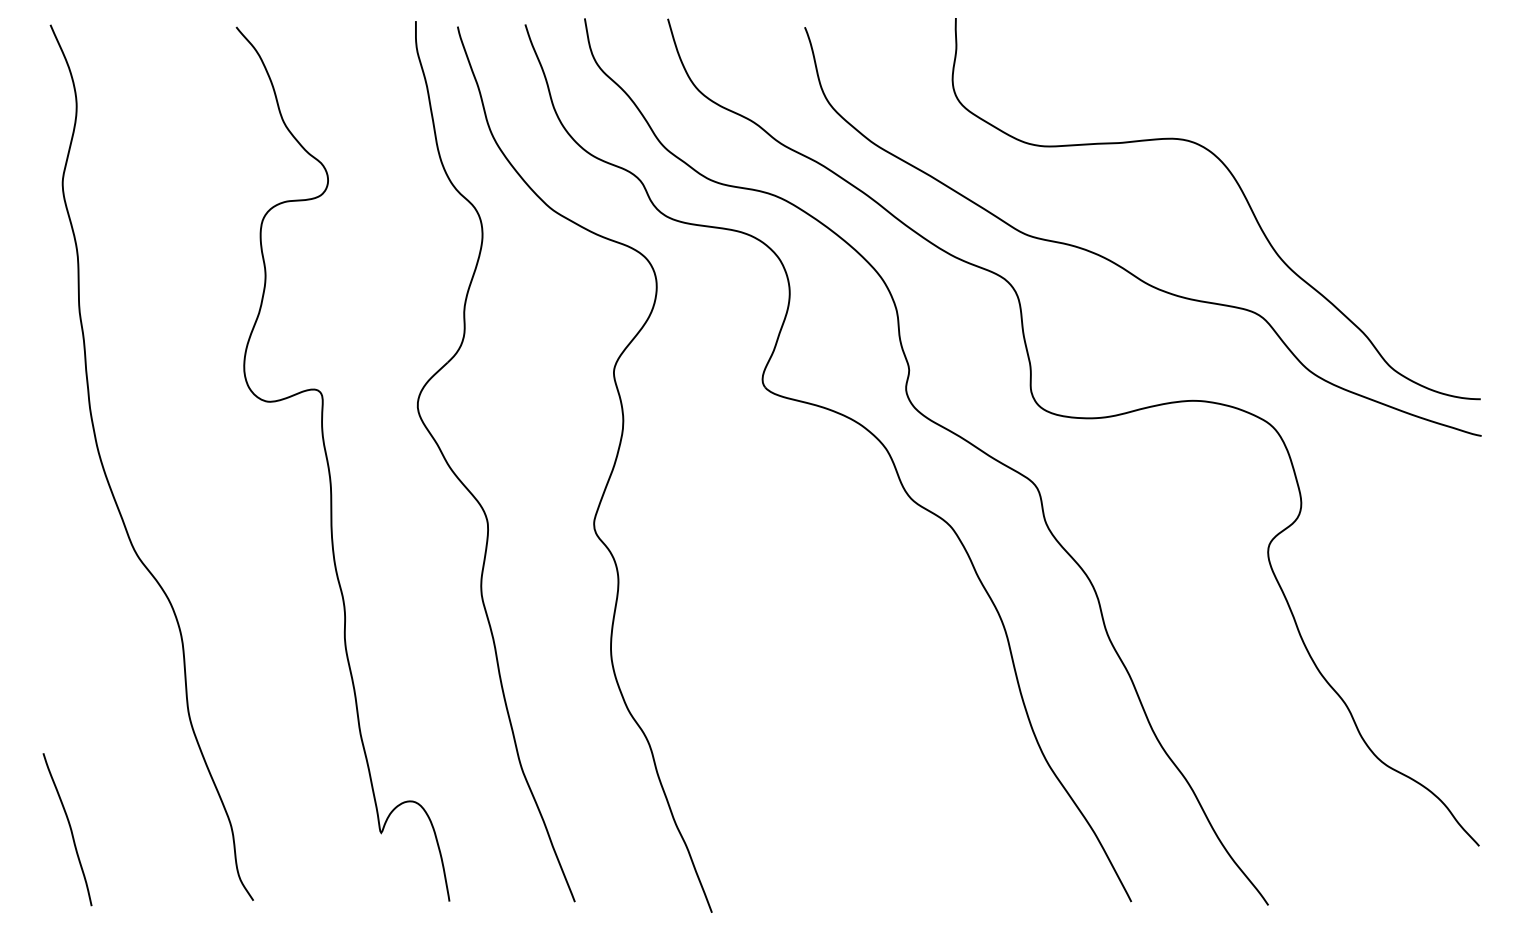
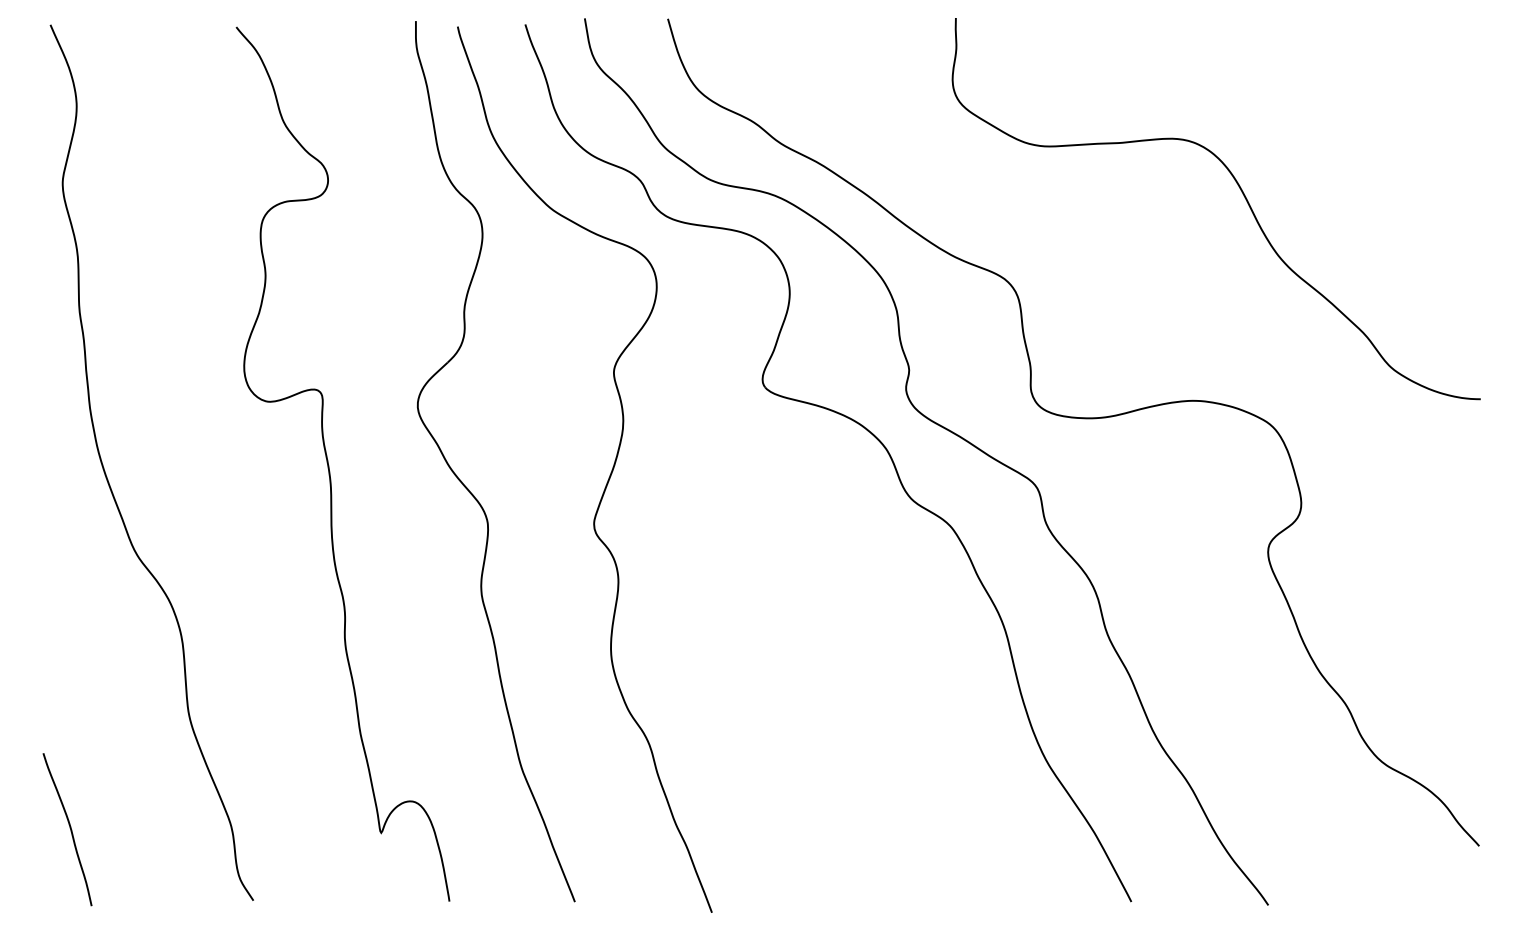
curve: present -> none (1122, 266)
